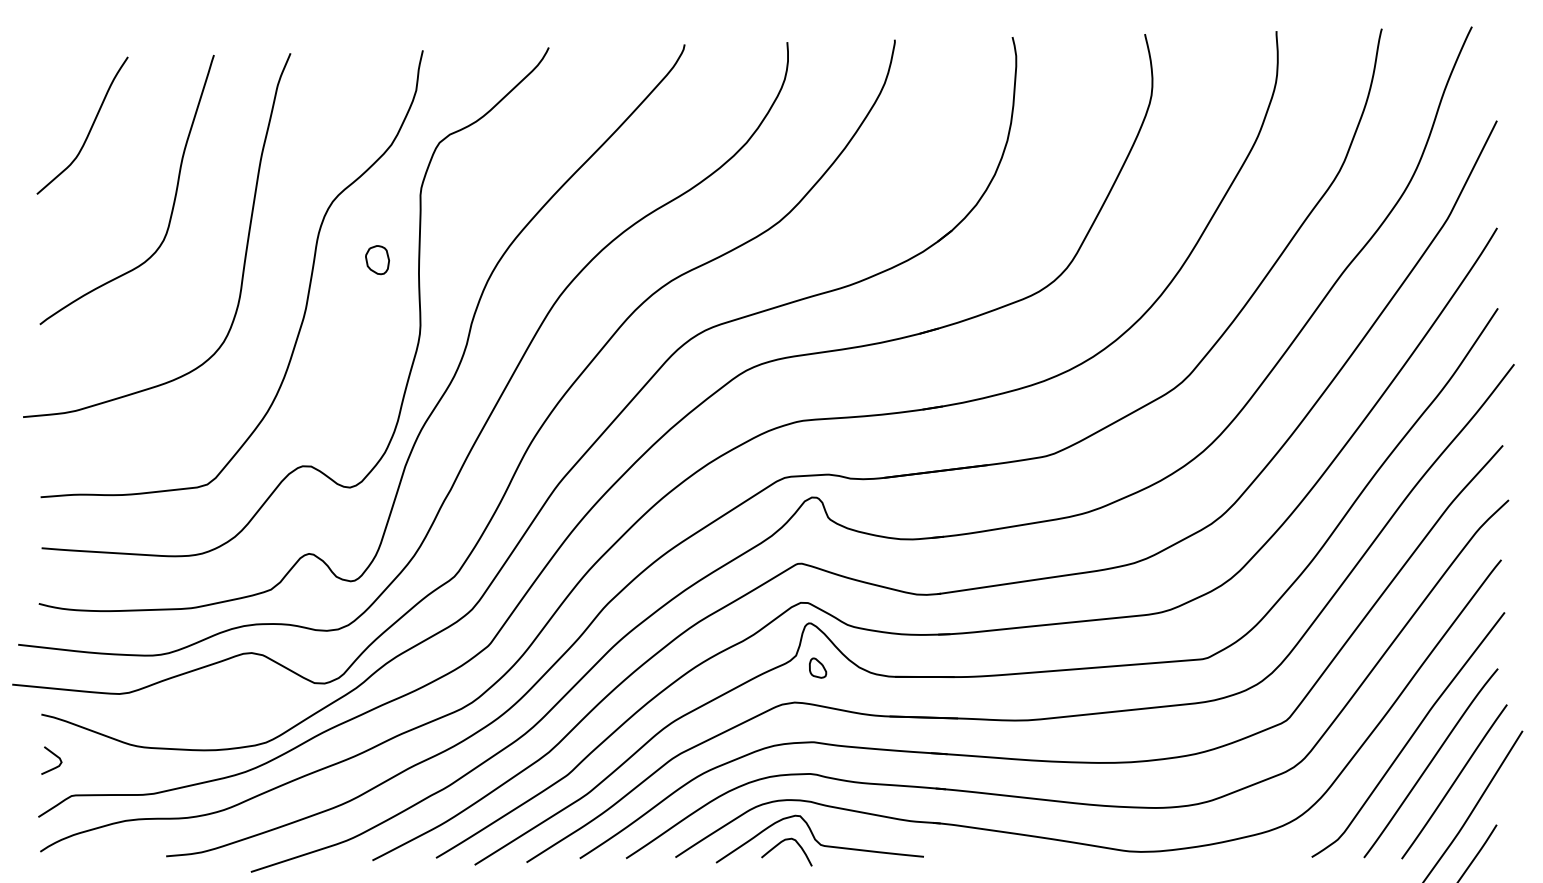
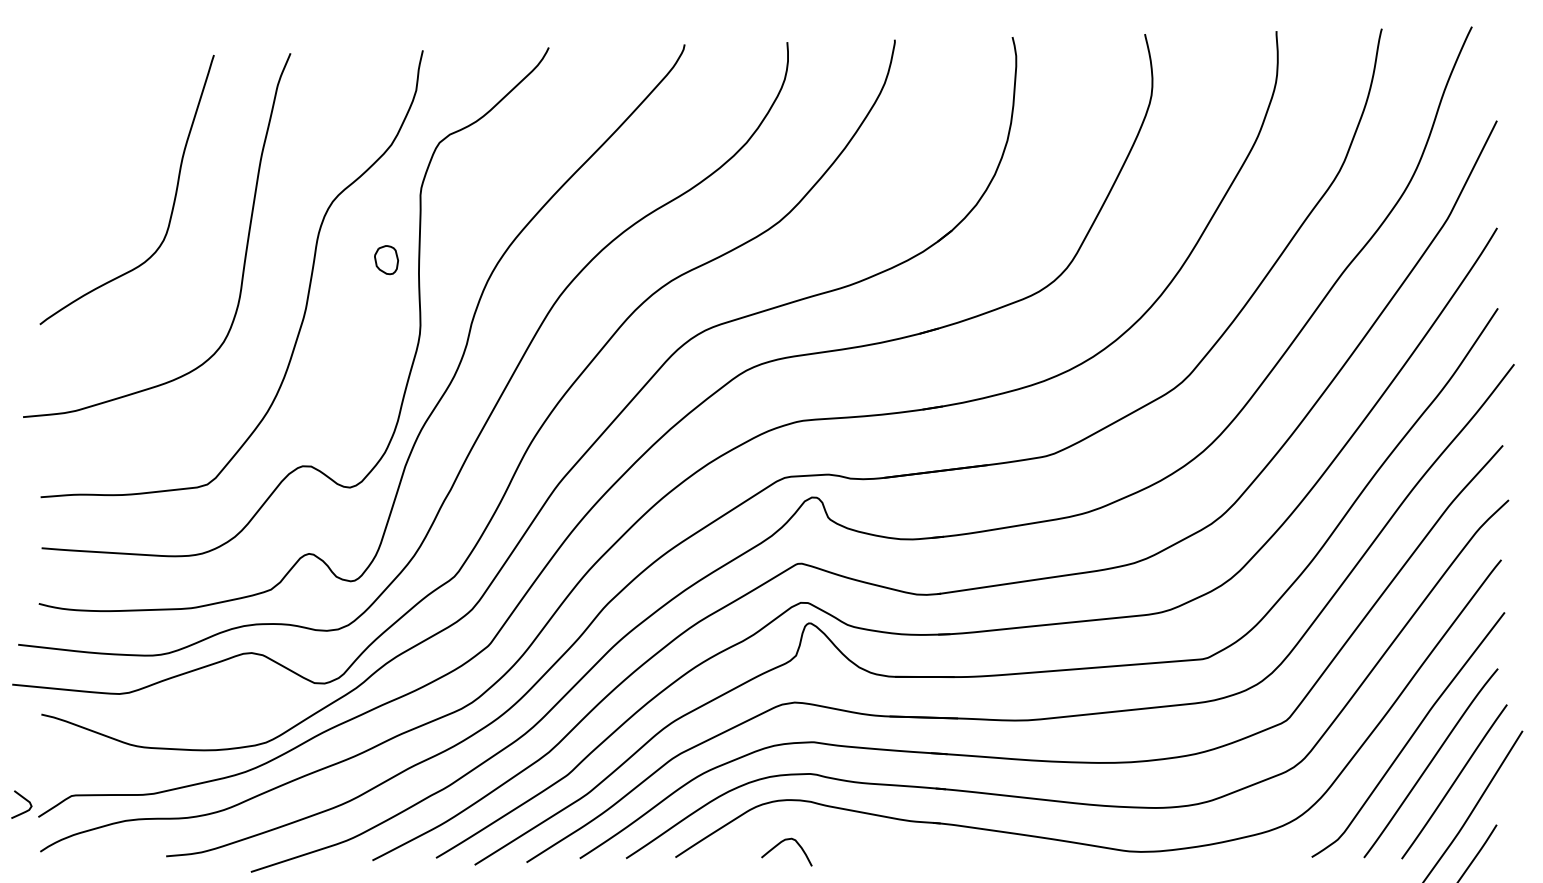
curve: present -> none (89, 129)
part position: (377, 260) -> (386, 260) (386, 260)
part: present -> none (818, 667)
curve position: (55, 756) -> (25, 800) (25, 800)
curve: present -> none (817, 840)
